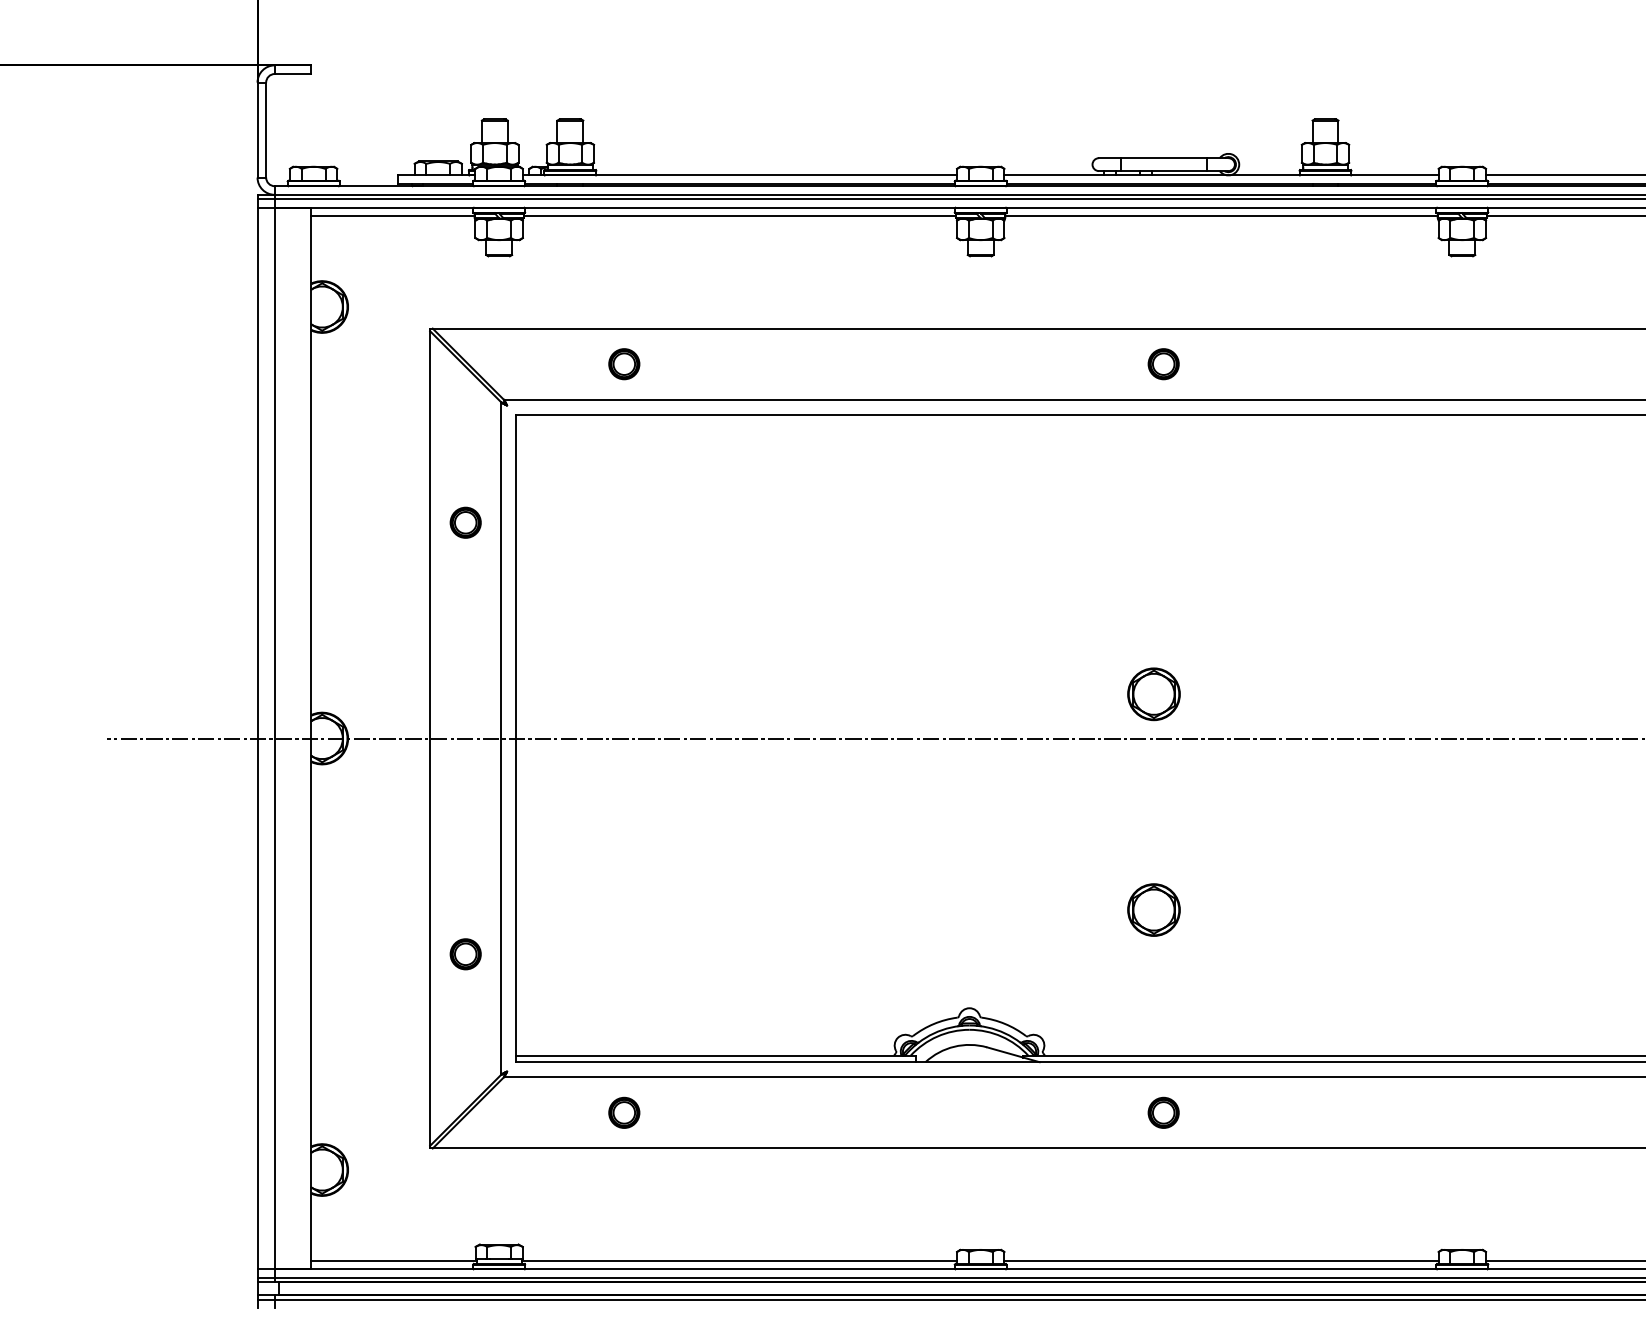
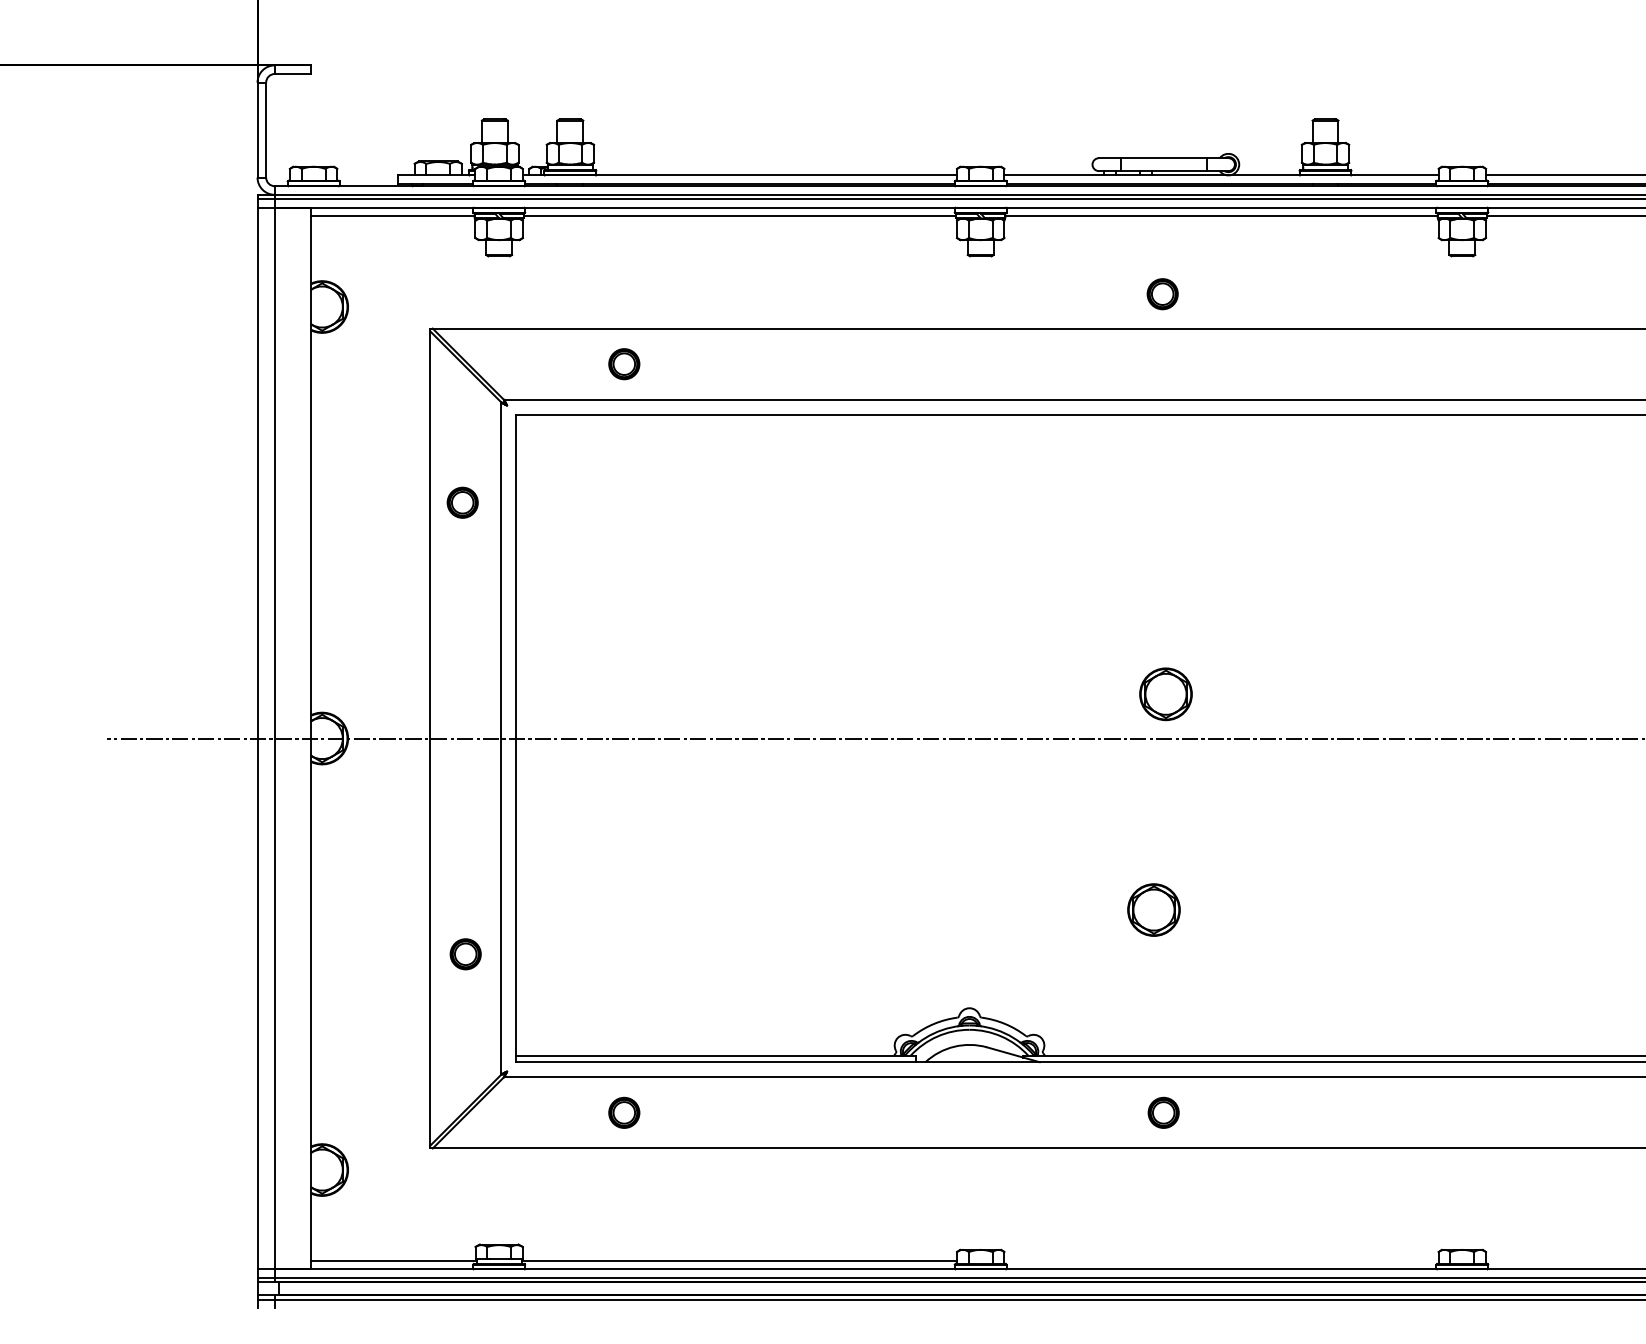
part position: (1163, 364) -> (1162, 294) (1162, 294)
part position: (465, 522) -> (462, 502) (462, 502)
part position: (1153, 694) -> (1165, 694) (1165, 694)
line: present -> none (1221, 1260)
line: present -> none (1564, 1260)
